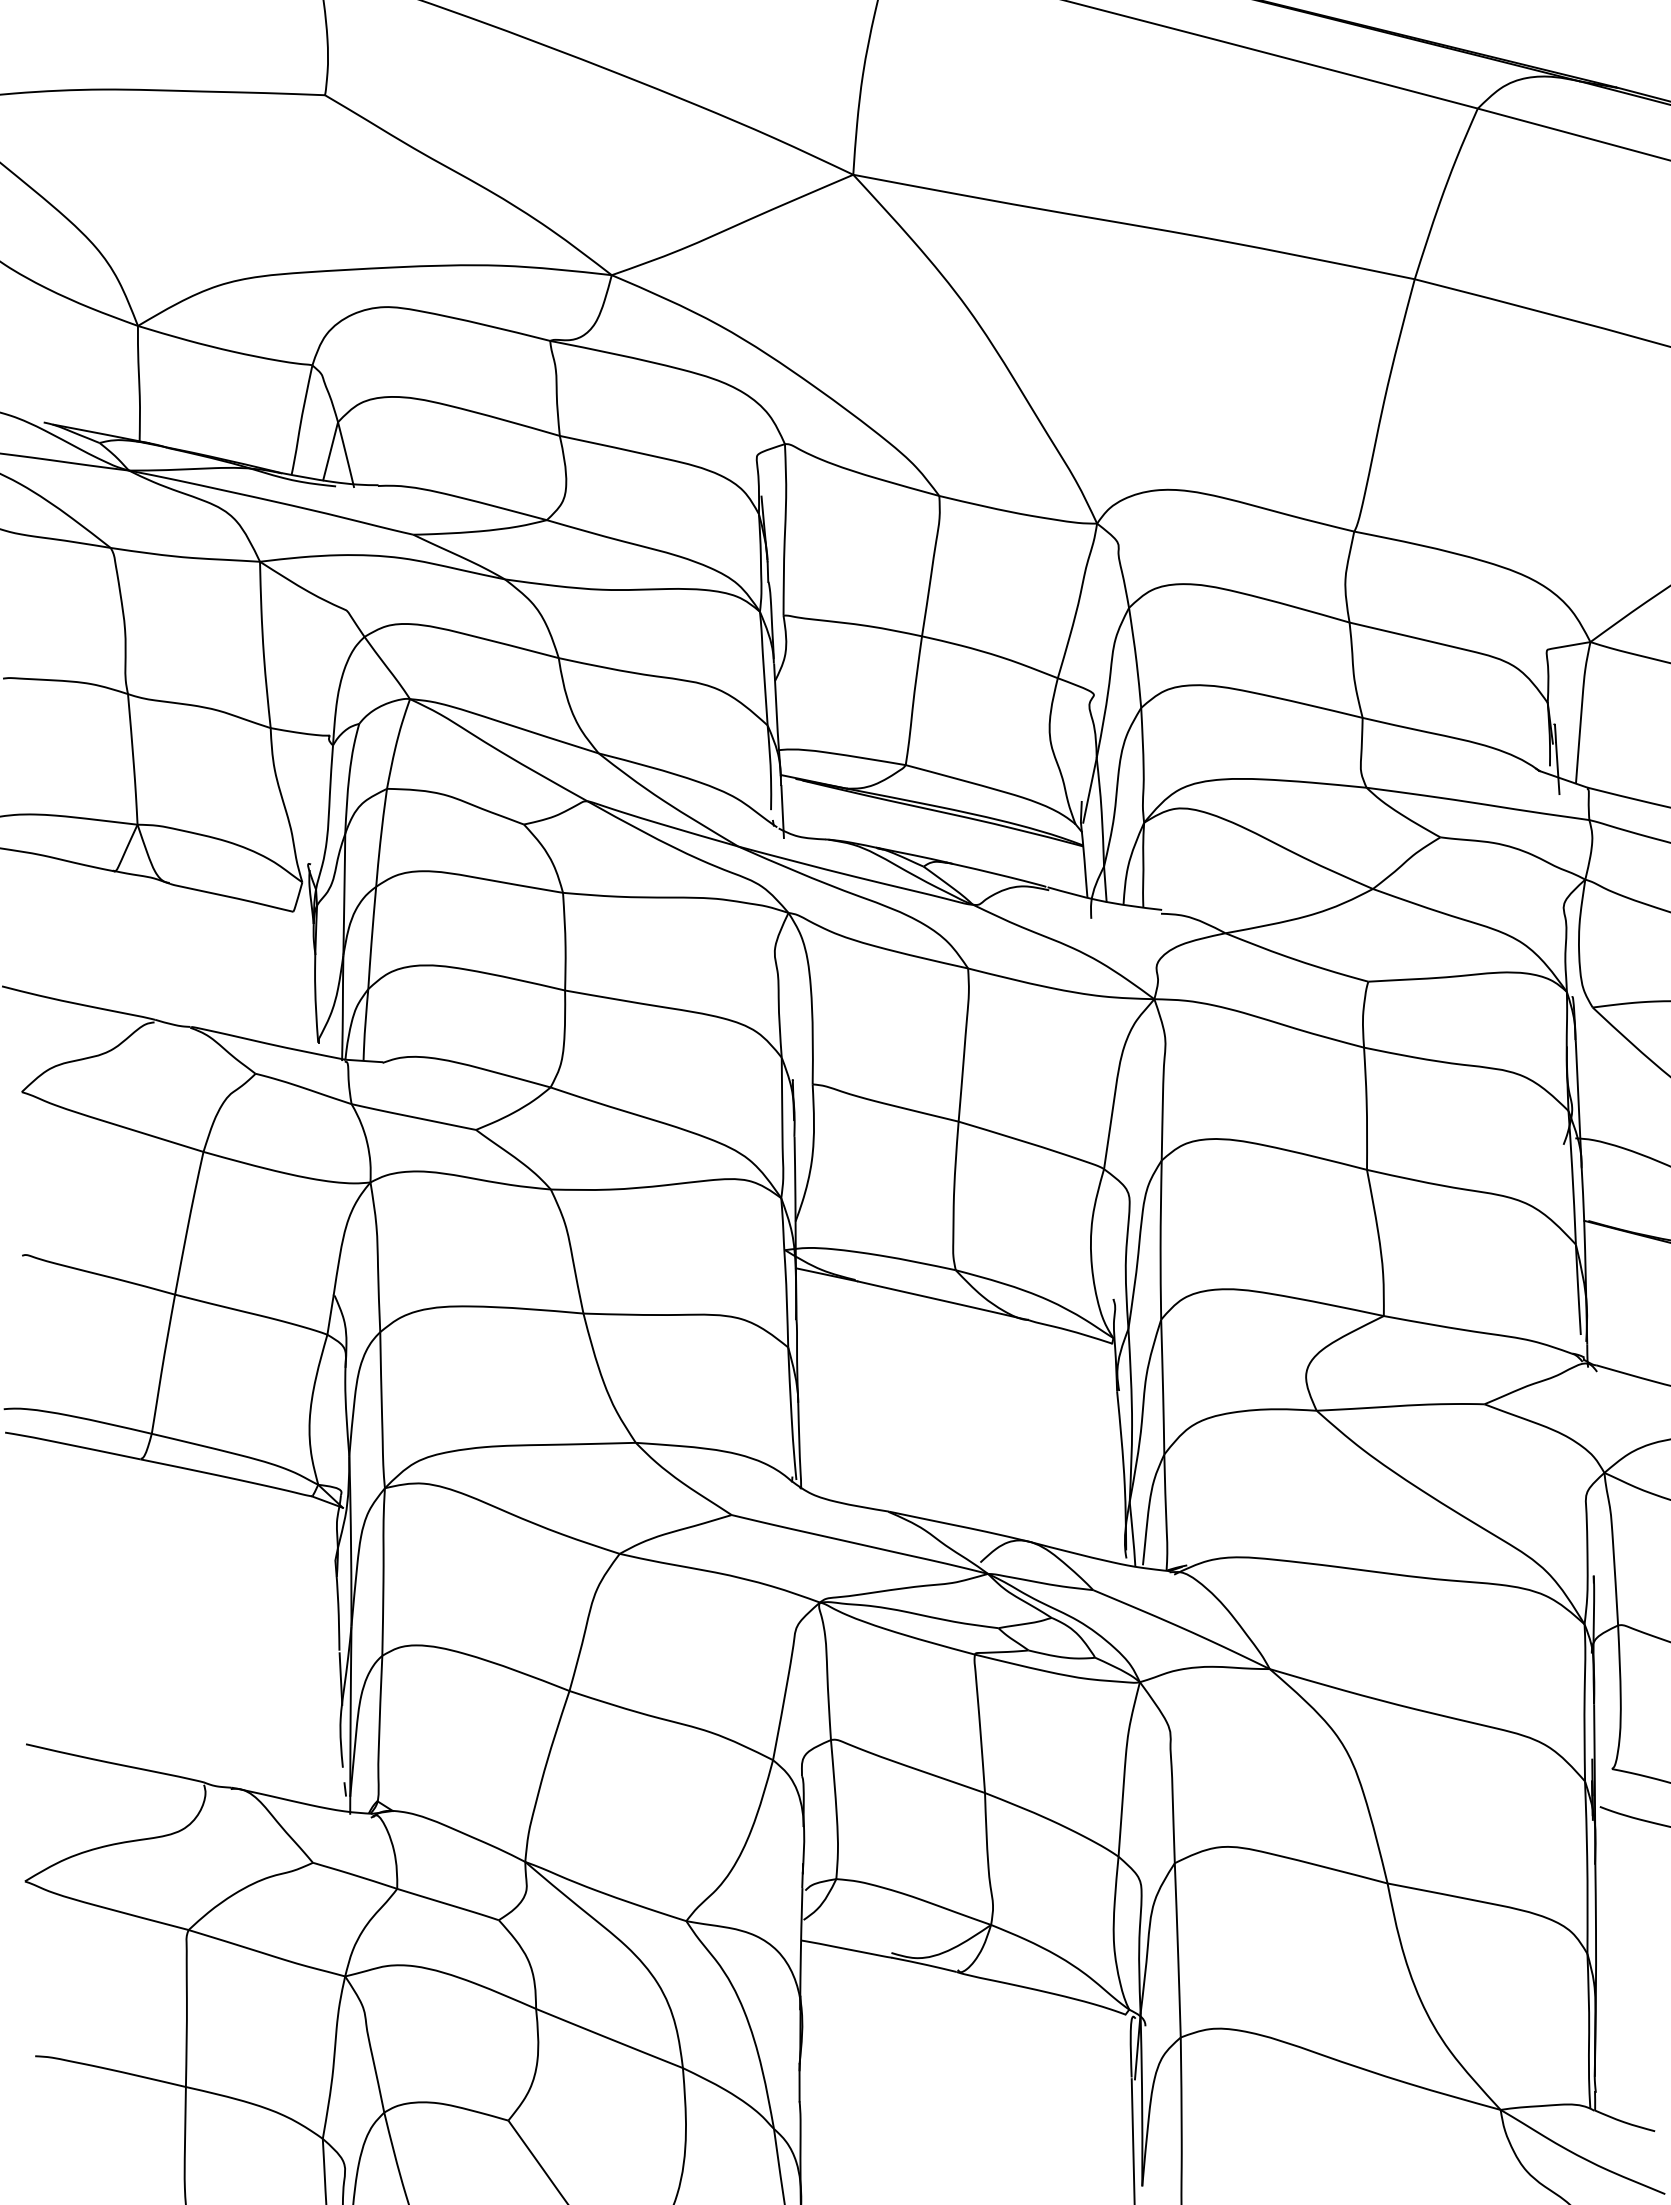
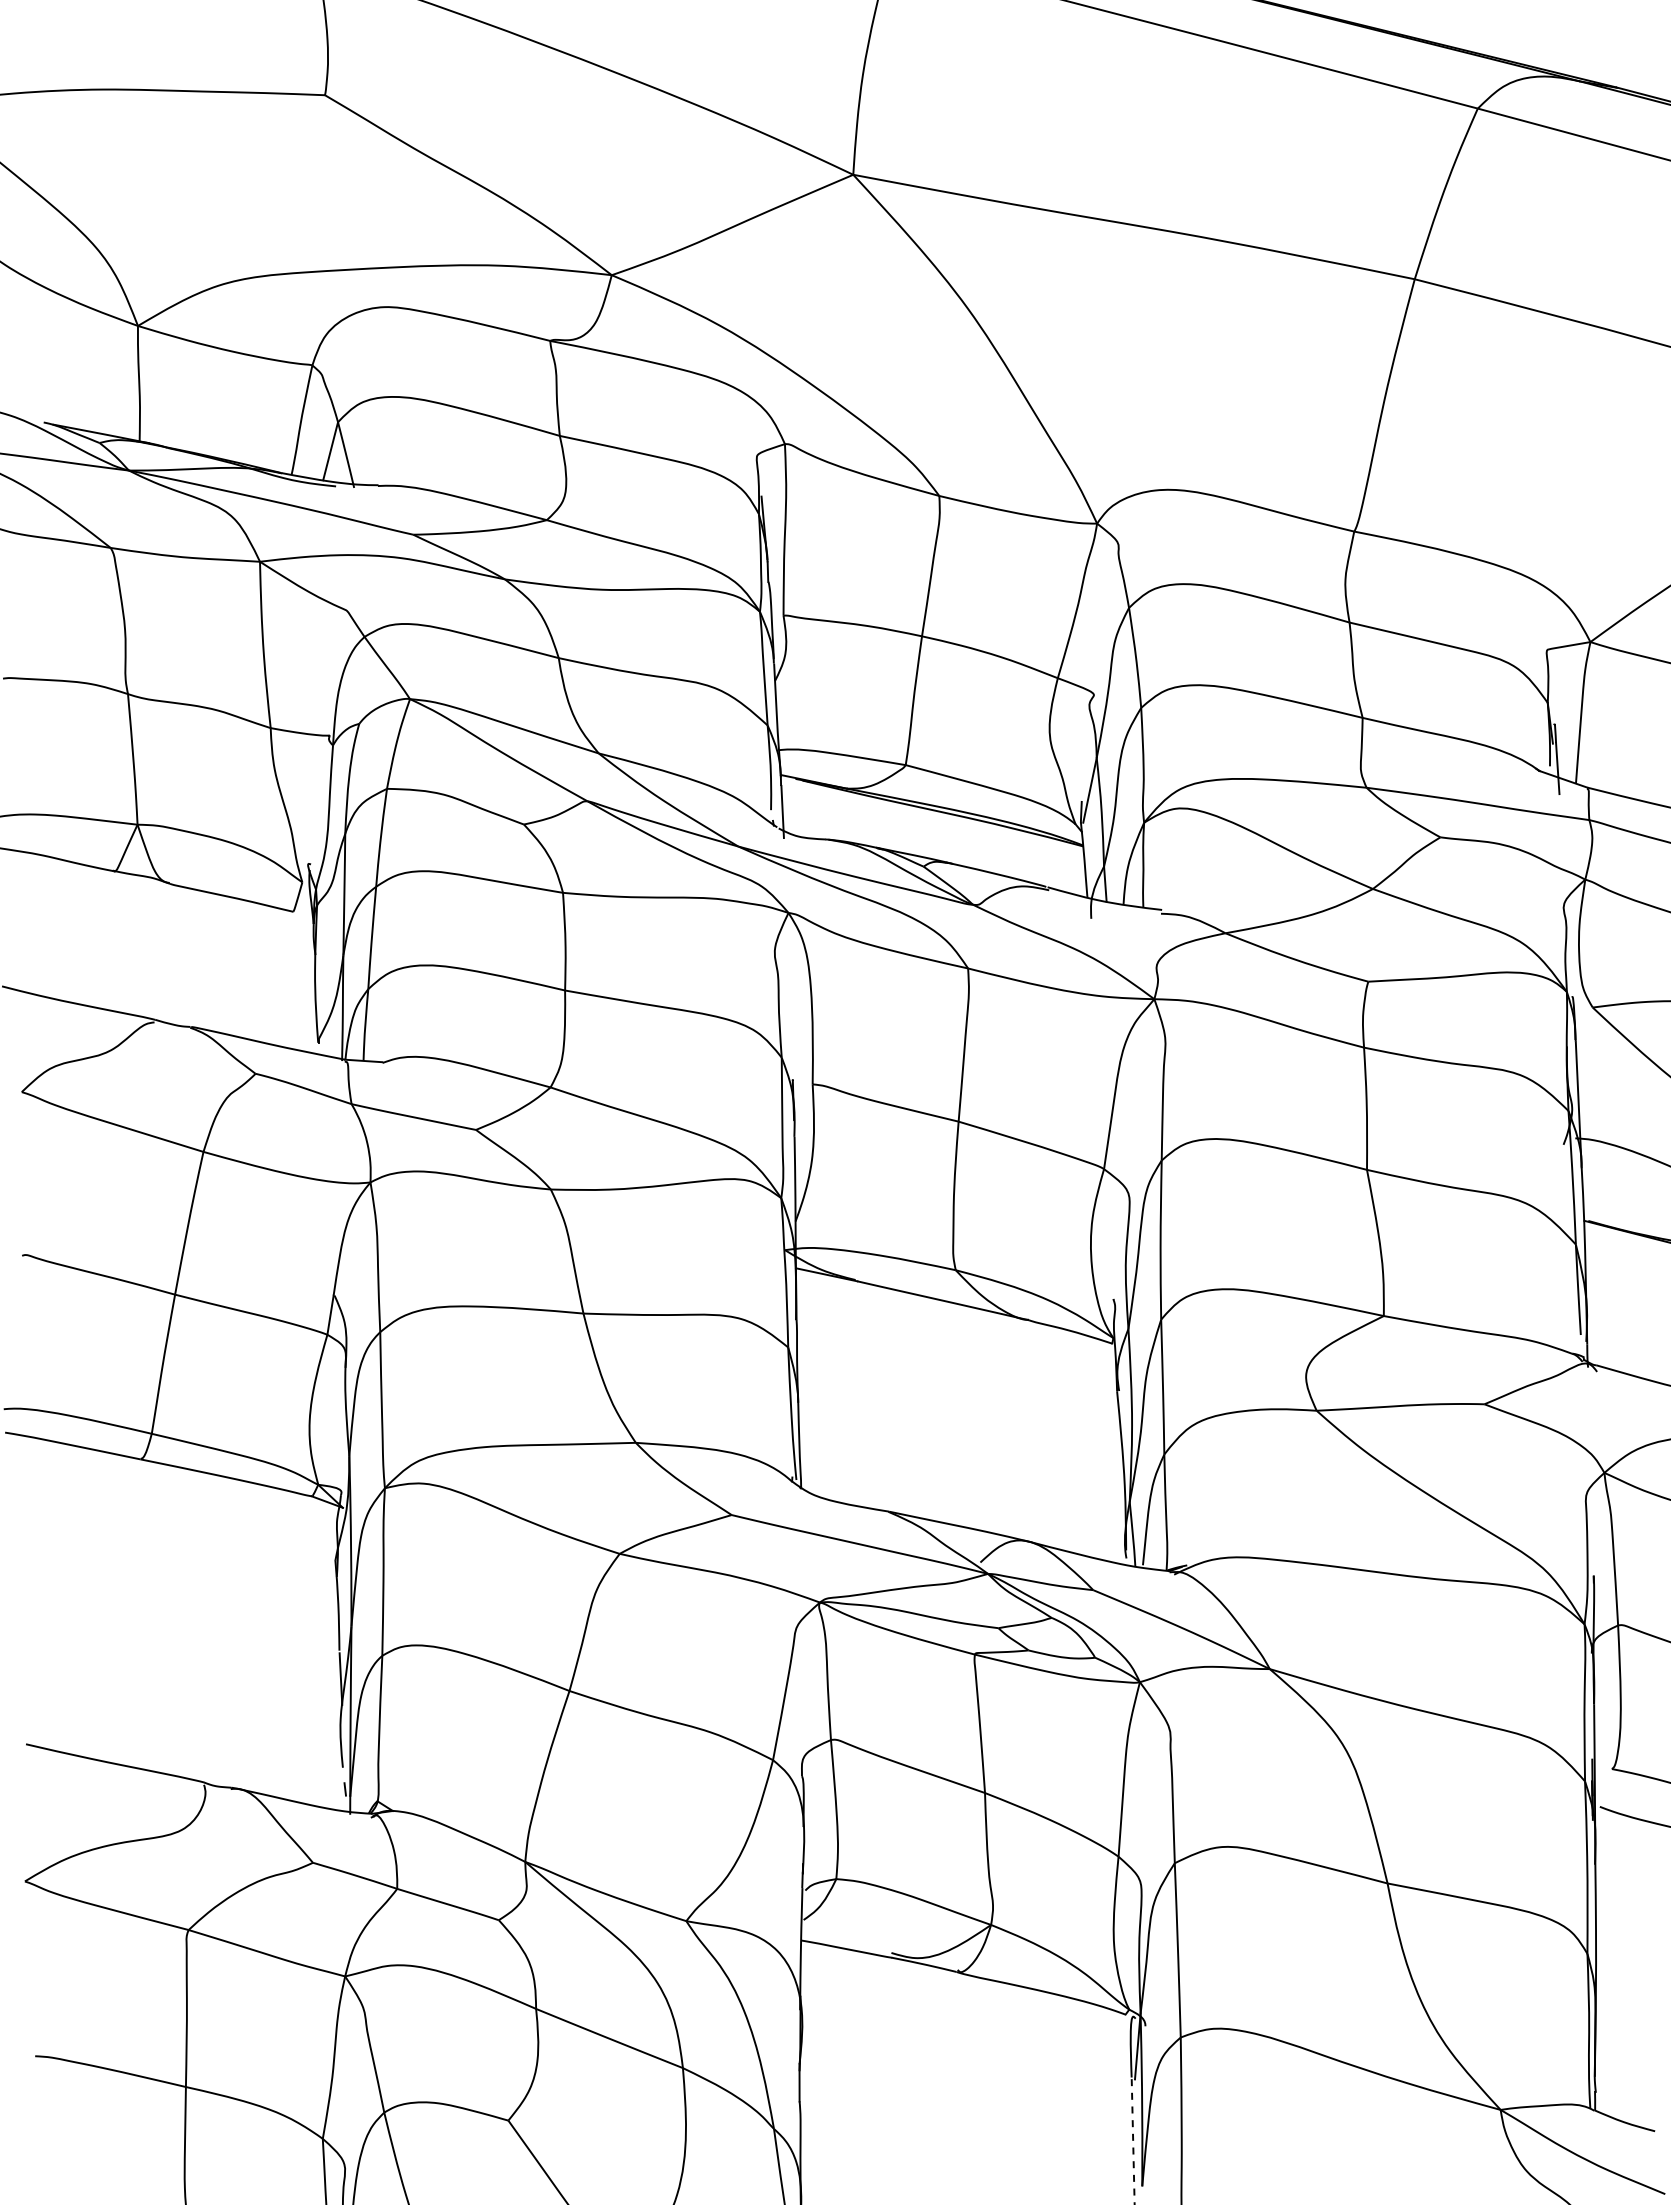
line: solid -> dashed (1133, 2141)
